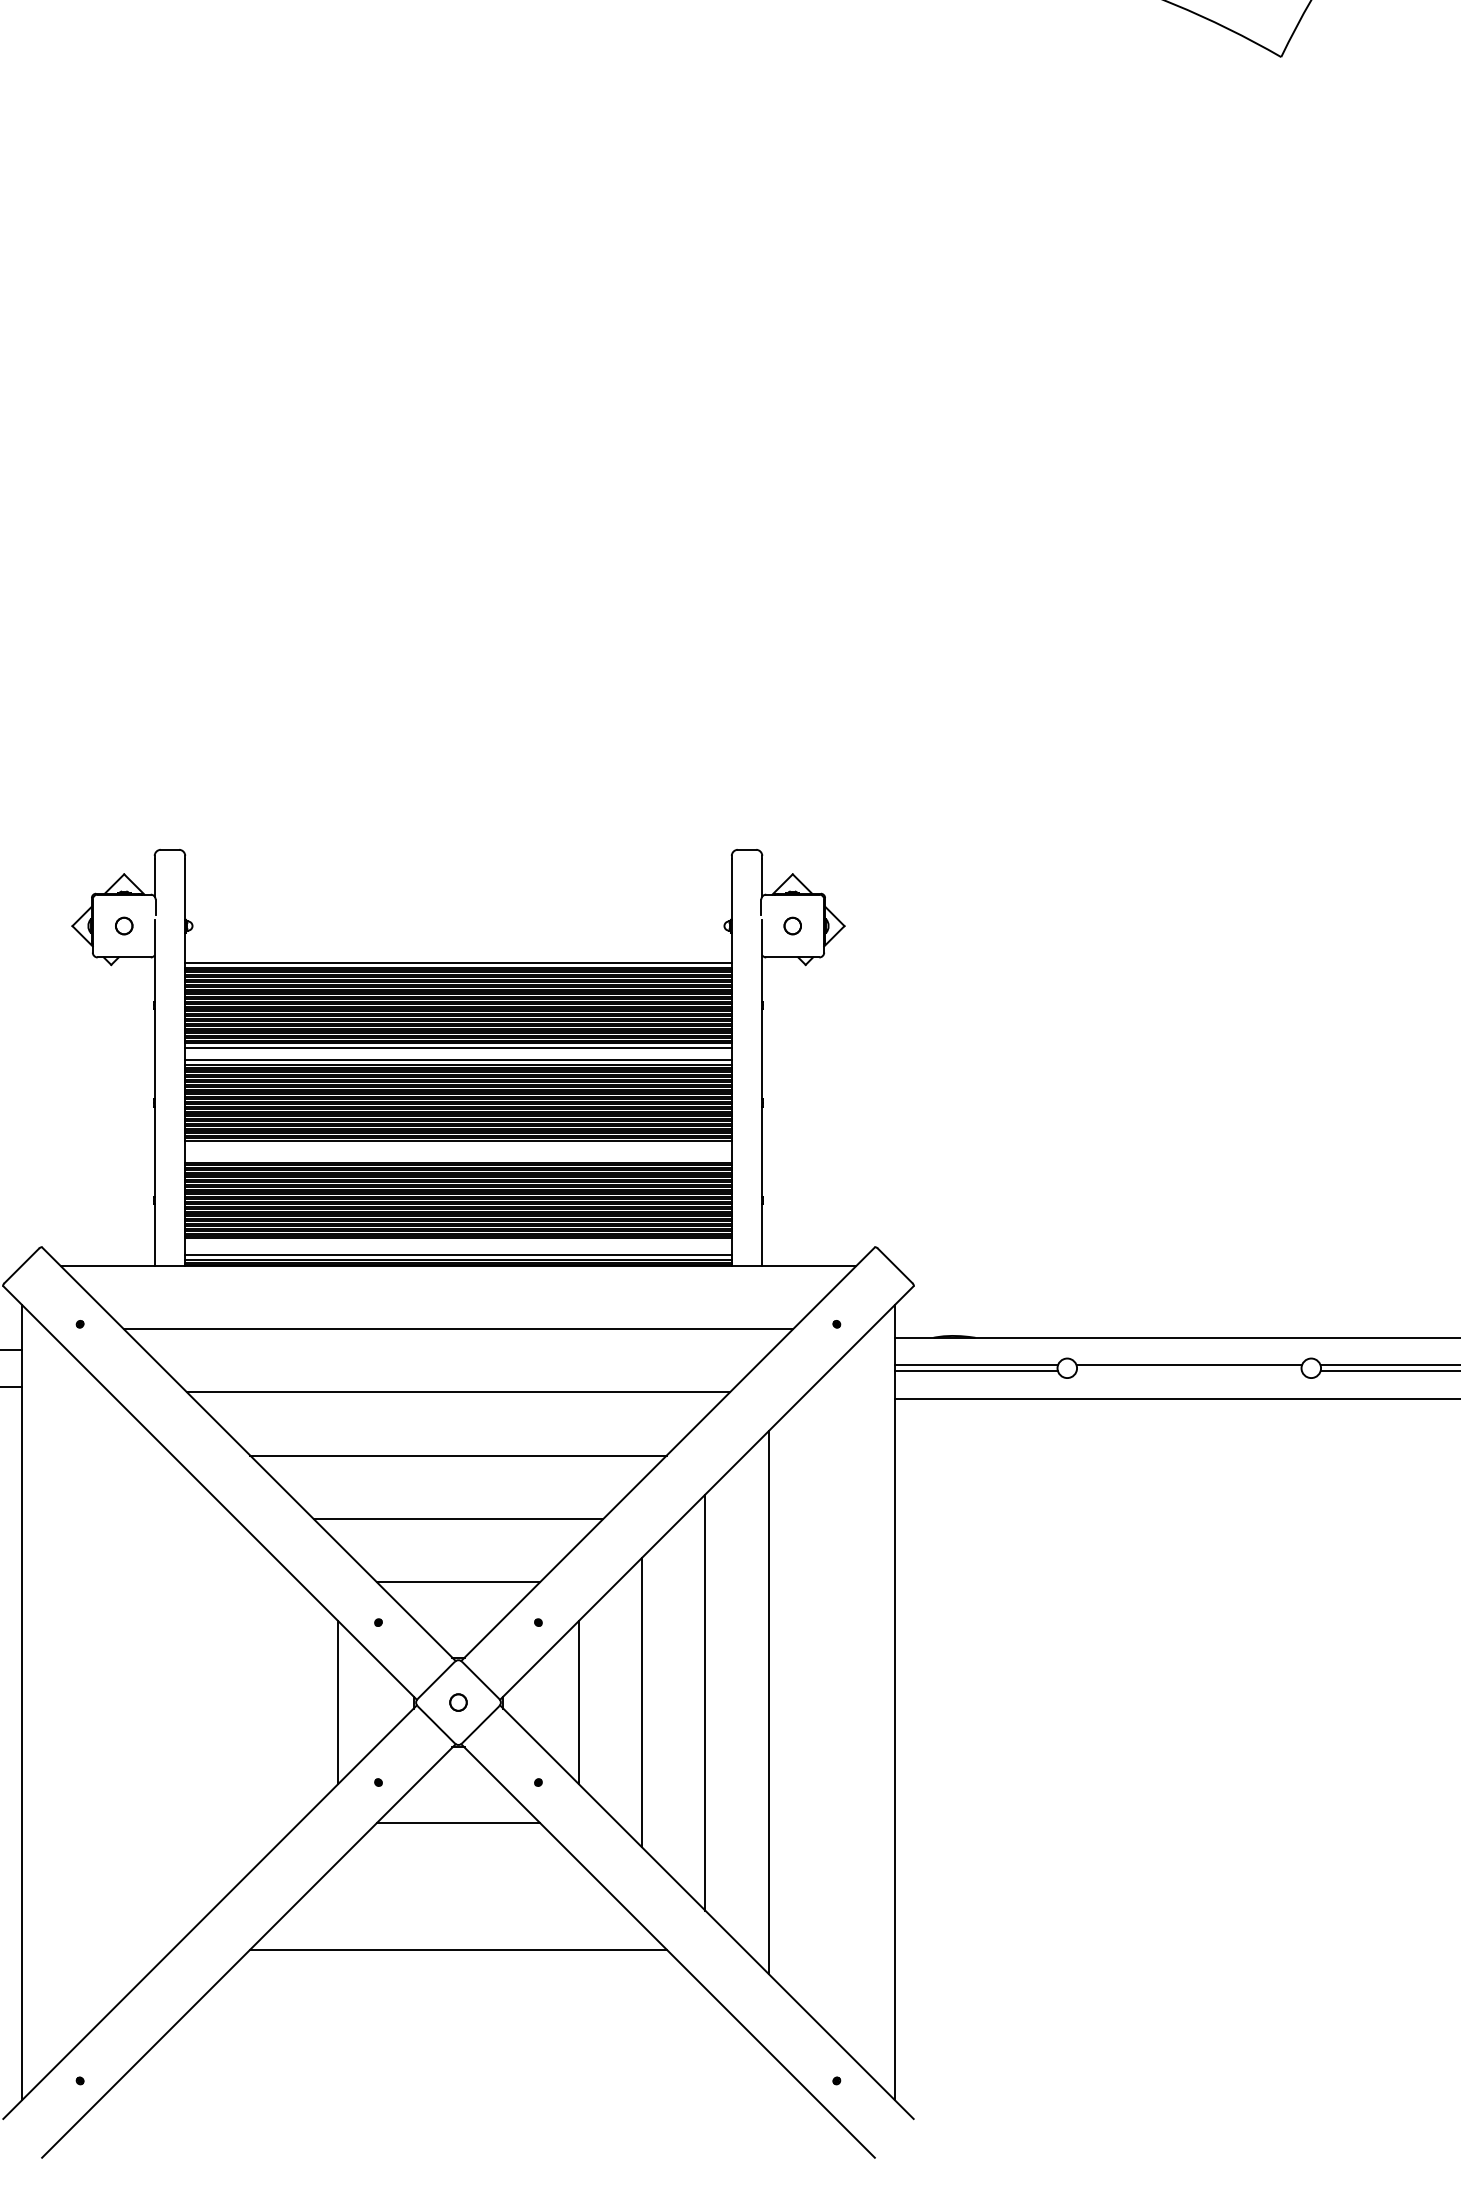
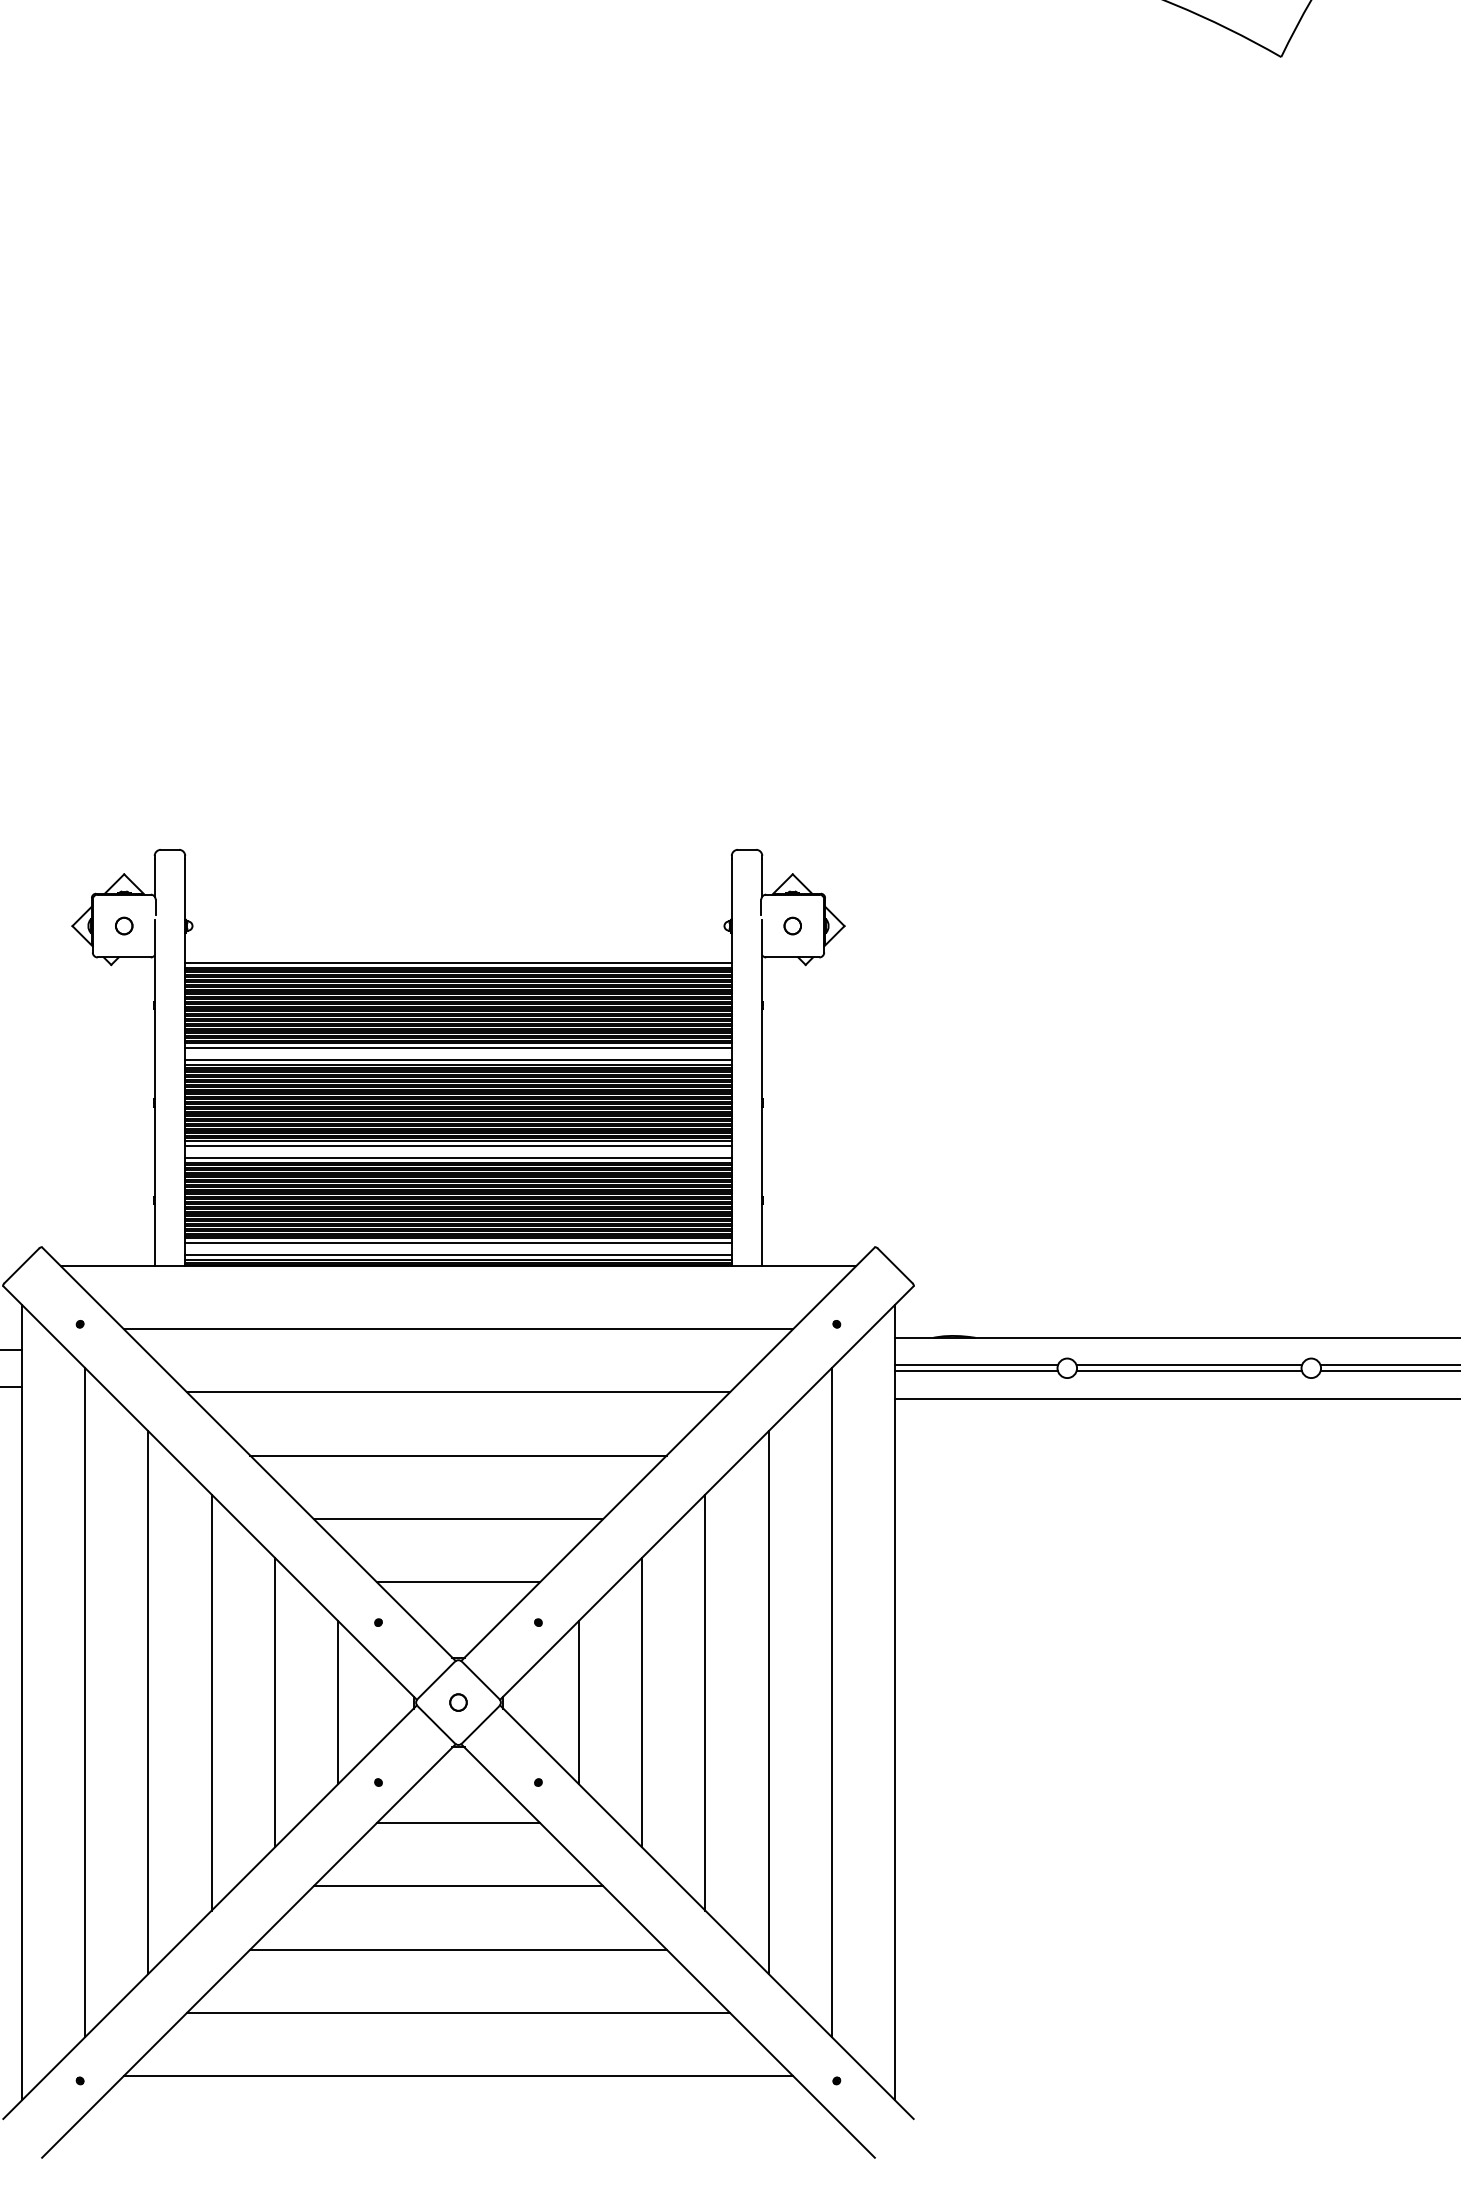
line: none -> present (458, 1145)
line: none -> present (458, 1157)
line: none -> present (458, 1243)
line: none -> present (1189, 1371)
line: none -> present (85, 1702)
line: none -> present (148, 1702)
line: none -> present (211, 1702)
line: none -> present (274, 1702)
line: none -> present (831, 1702)
line: none -> present (458, 1886)
line: none -> present (458, 2012)
line: none -> present (458, 2075)
